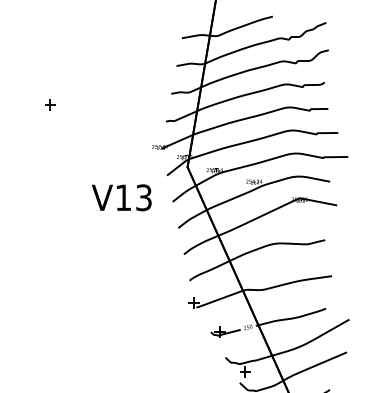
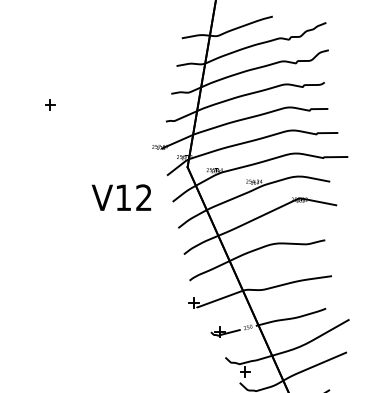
text: V13 -> V12 (143, 197)
